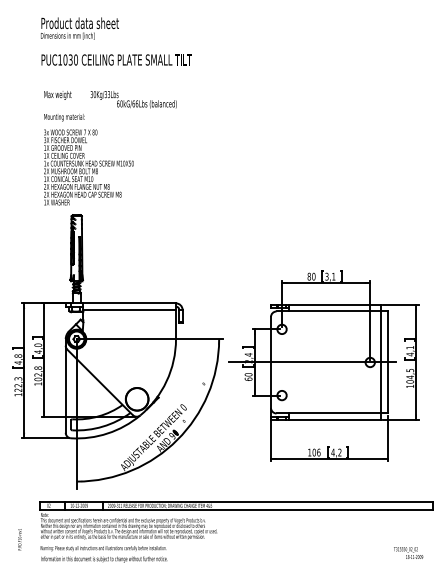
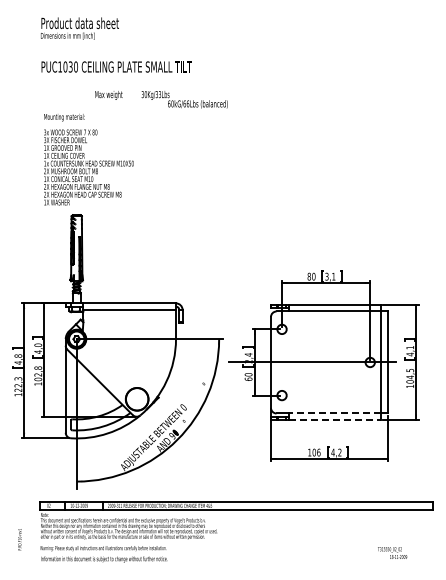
text position: (116, 59) -> (116, 66) (116, 66)
text position: (110, 99) -> (161, 99) (161, 99)
line: solid -> dashed (334, 413)
line: solid -> dashed (335, 420)
text position: (408, 552) -> (392, 552) (392, 552)
